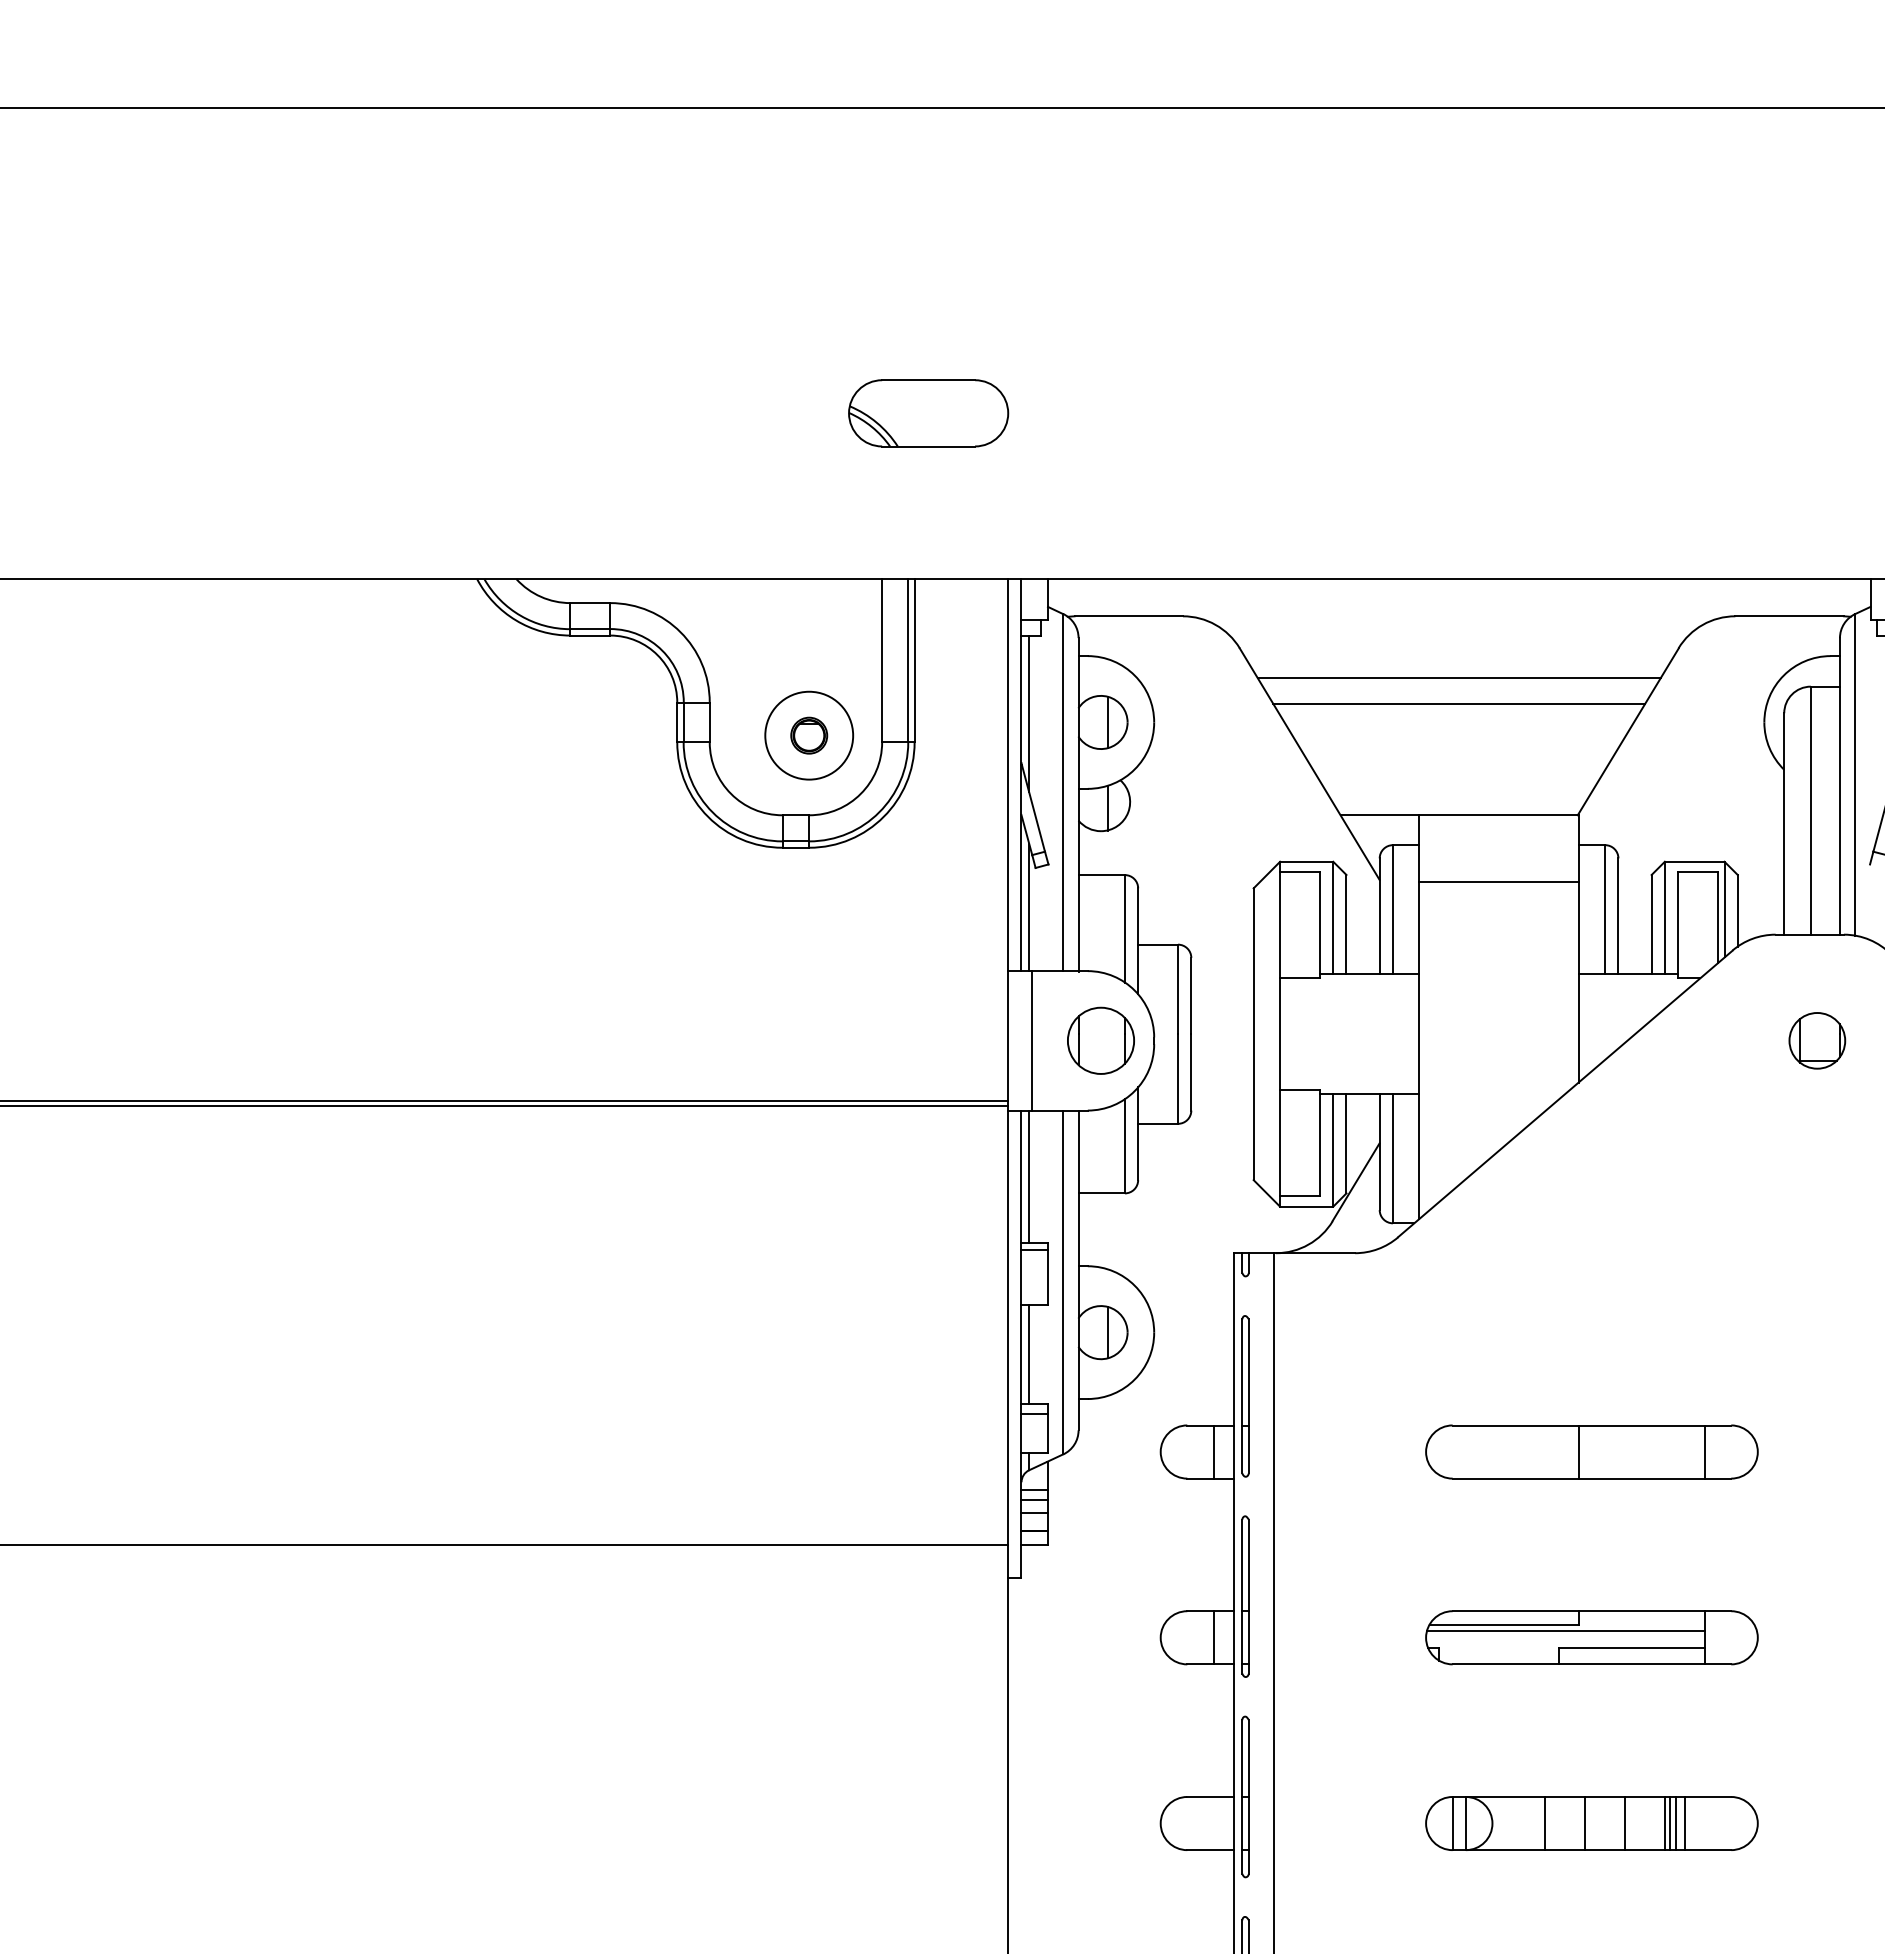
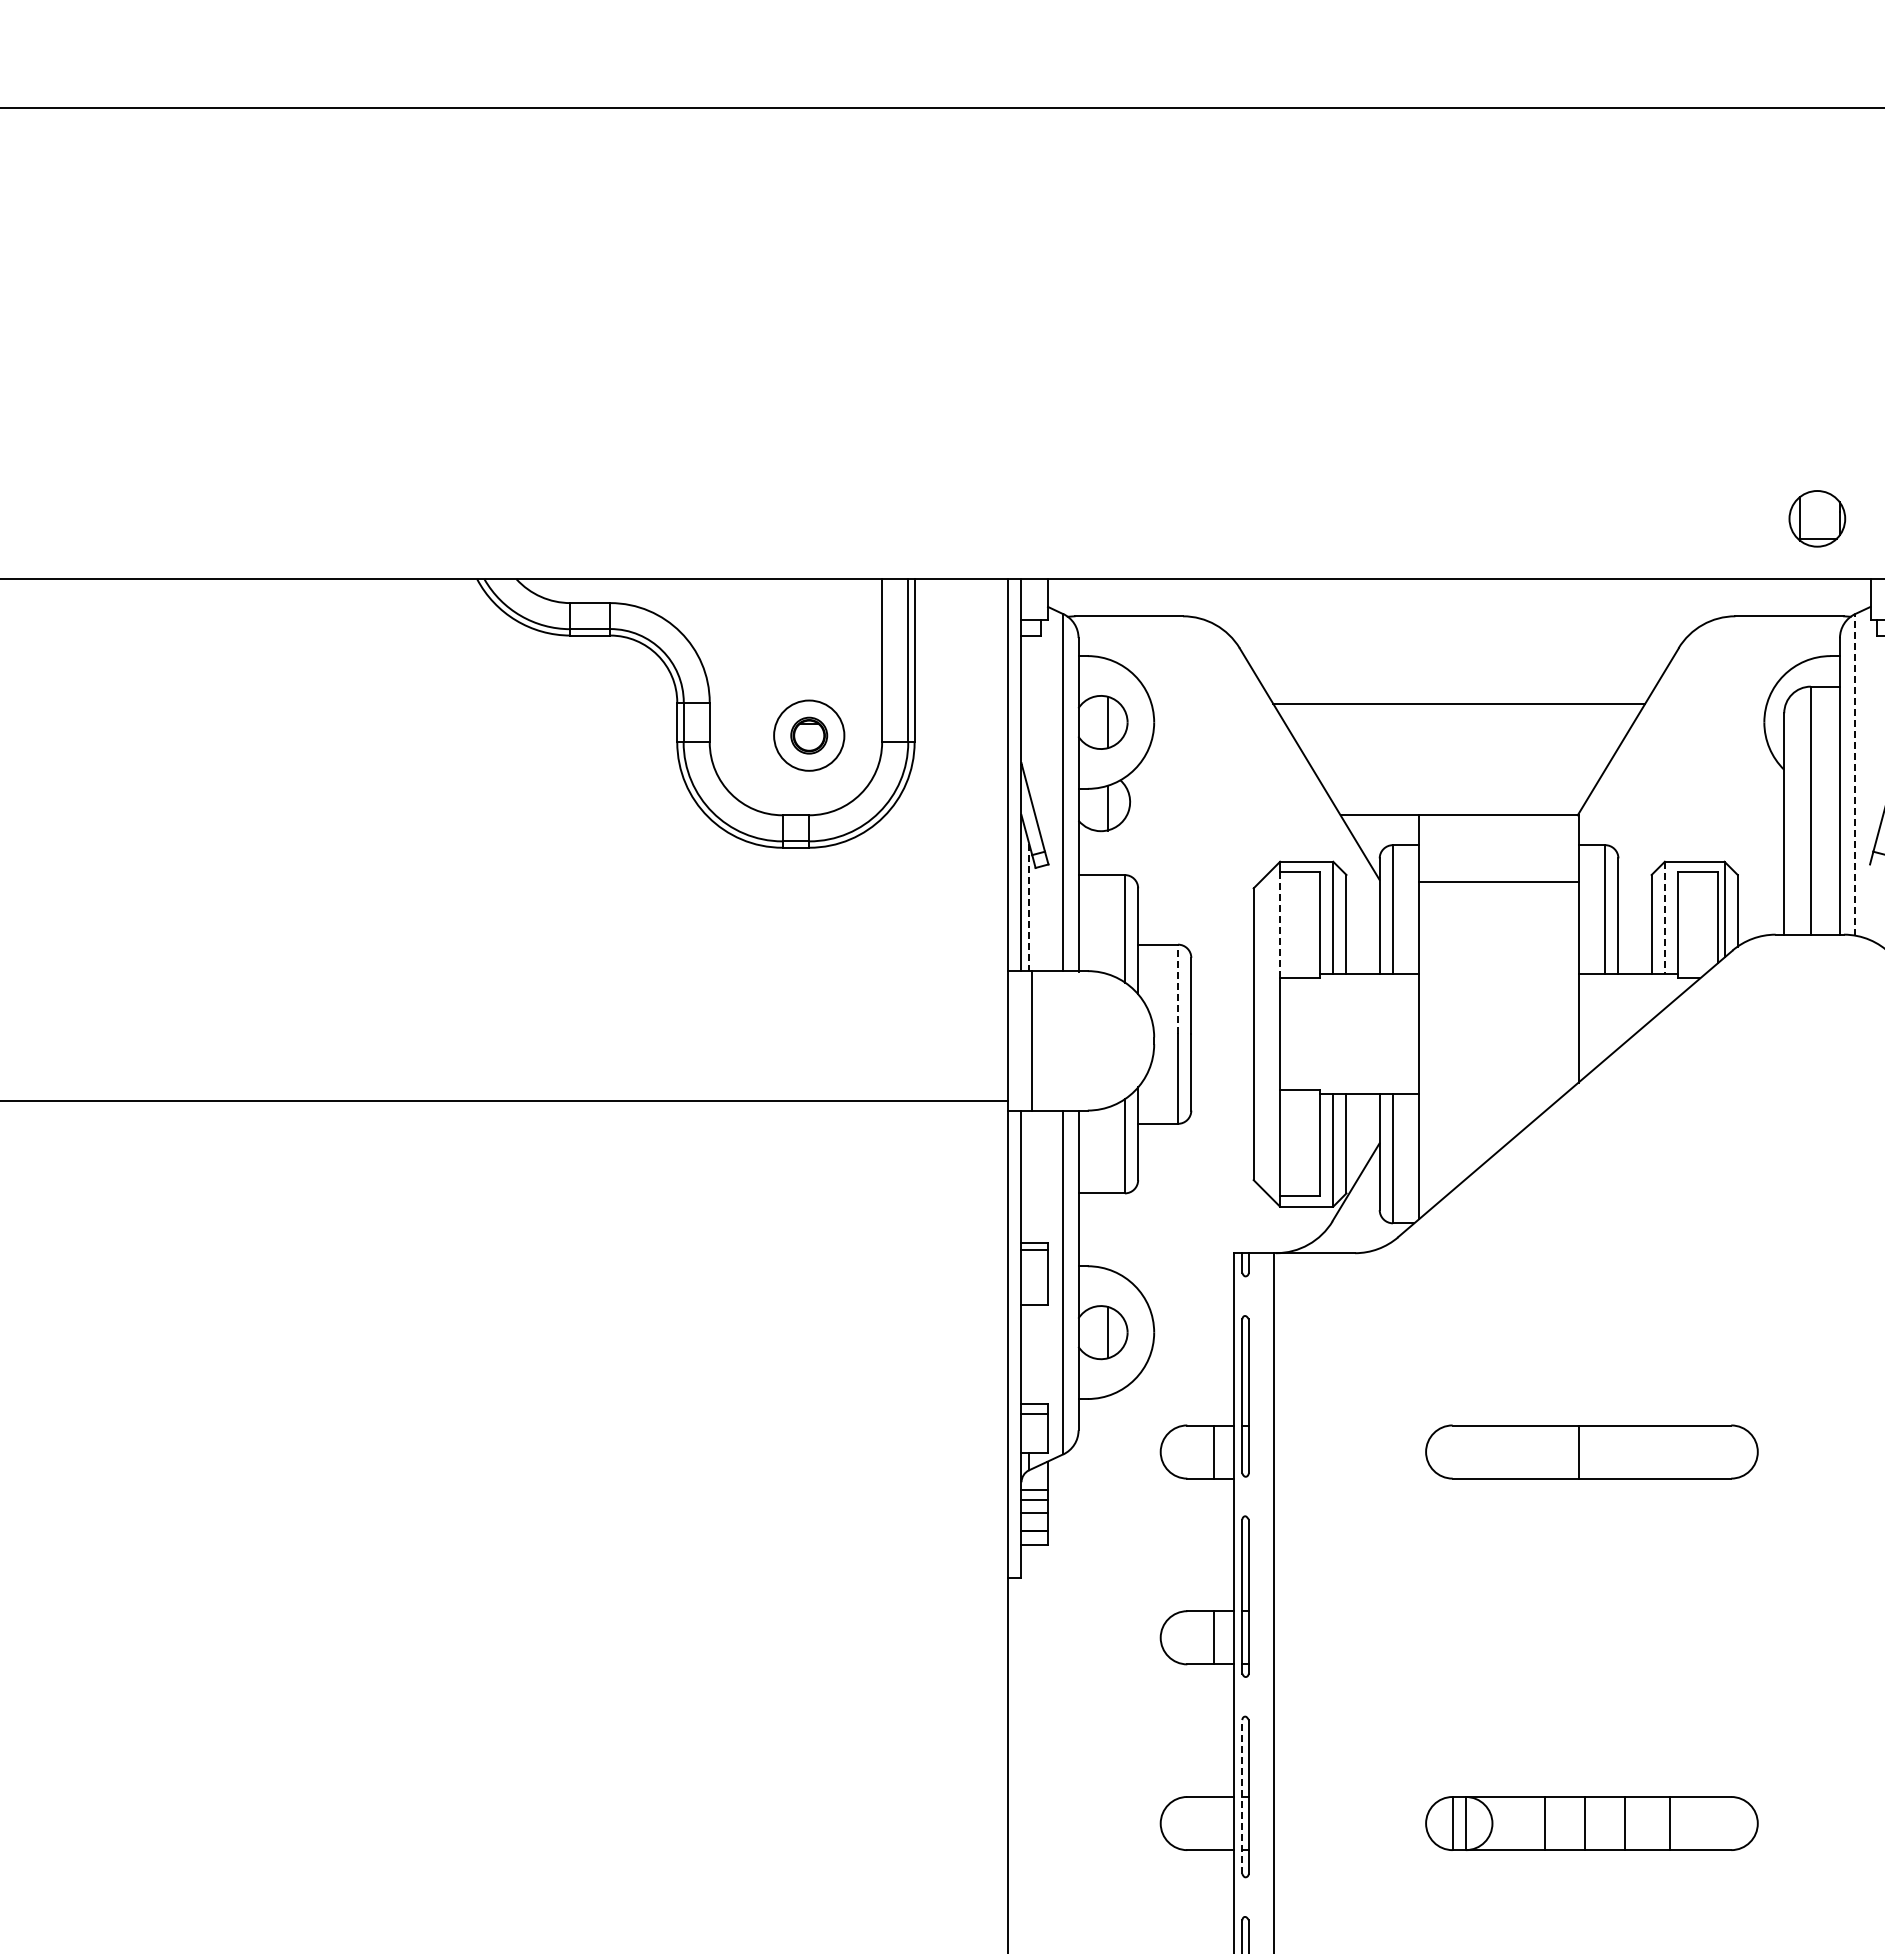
part: present -> none (928, 413)
line: present -> none (1458, 678)
line: present -> none (1029, 714)
circle diameter: 88 px -> 70 px (809, 735)
line: solid -> dashed (1855, 774)
line: solid -> dashed (1029, 907)
line: solid -> dashed (1664, 918)
line: solid -> dashed (1280, 925)
line: solid -> dashed (1178, 989)
part: present -> none (1100, 1040)
part position: (1817, 1040) -> (1817, 518) (1817, 518)
line: present -> none (505, 1106)
line: present -> none (1029, 1176)
line: present -> none (1029, 1354)
line: present -> none (1704, 1451)
line: present -> none (505, 1544)
part: present -> none (1591, 1637)
line: solid -> dashed (1242, 1796)
line: present -> none (1664, 1822)
line: present -> none (1676, 1822)
line: present -> none (1684, 1822)
